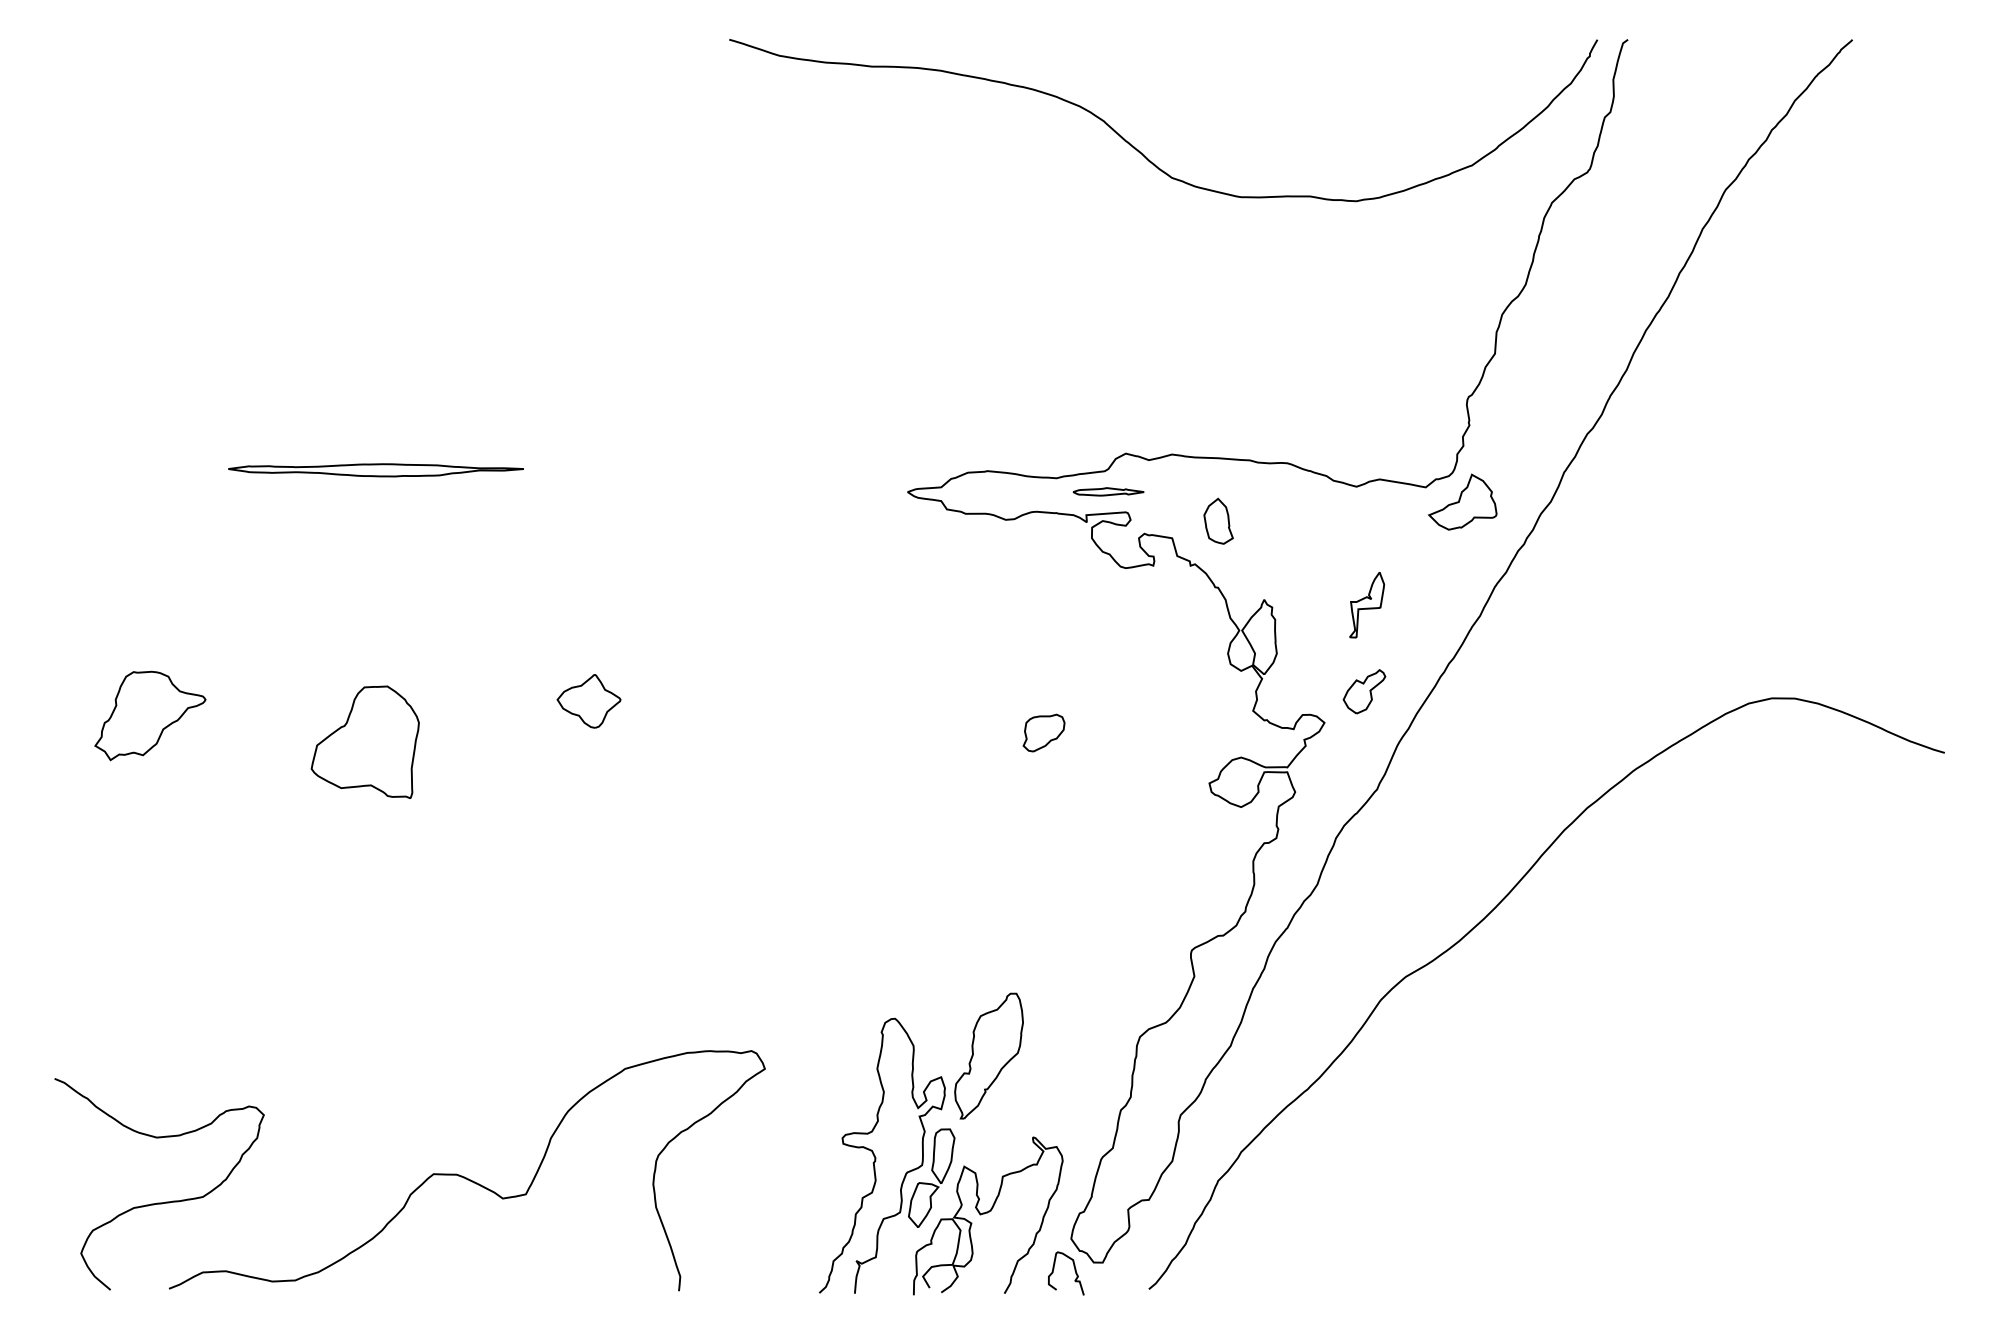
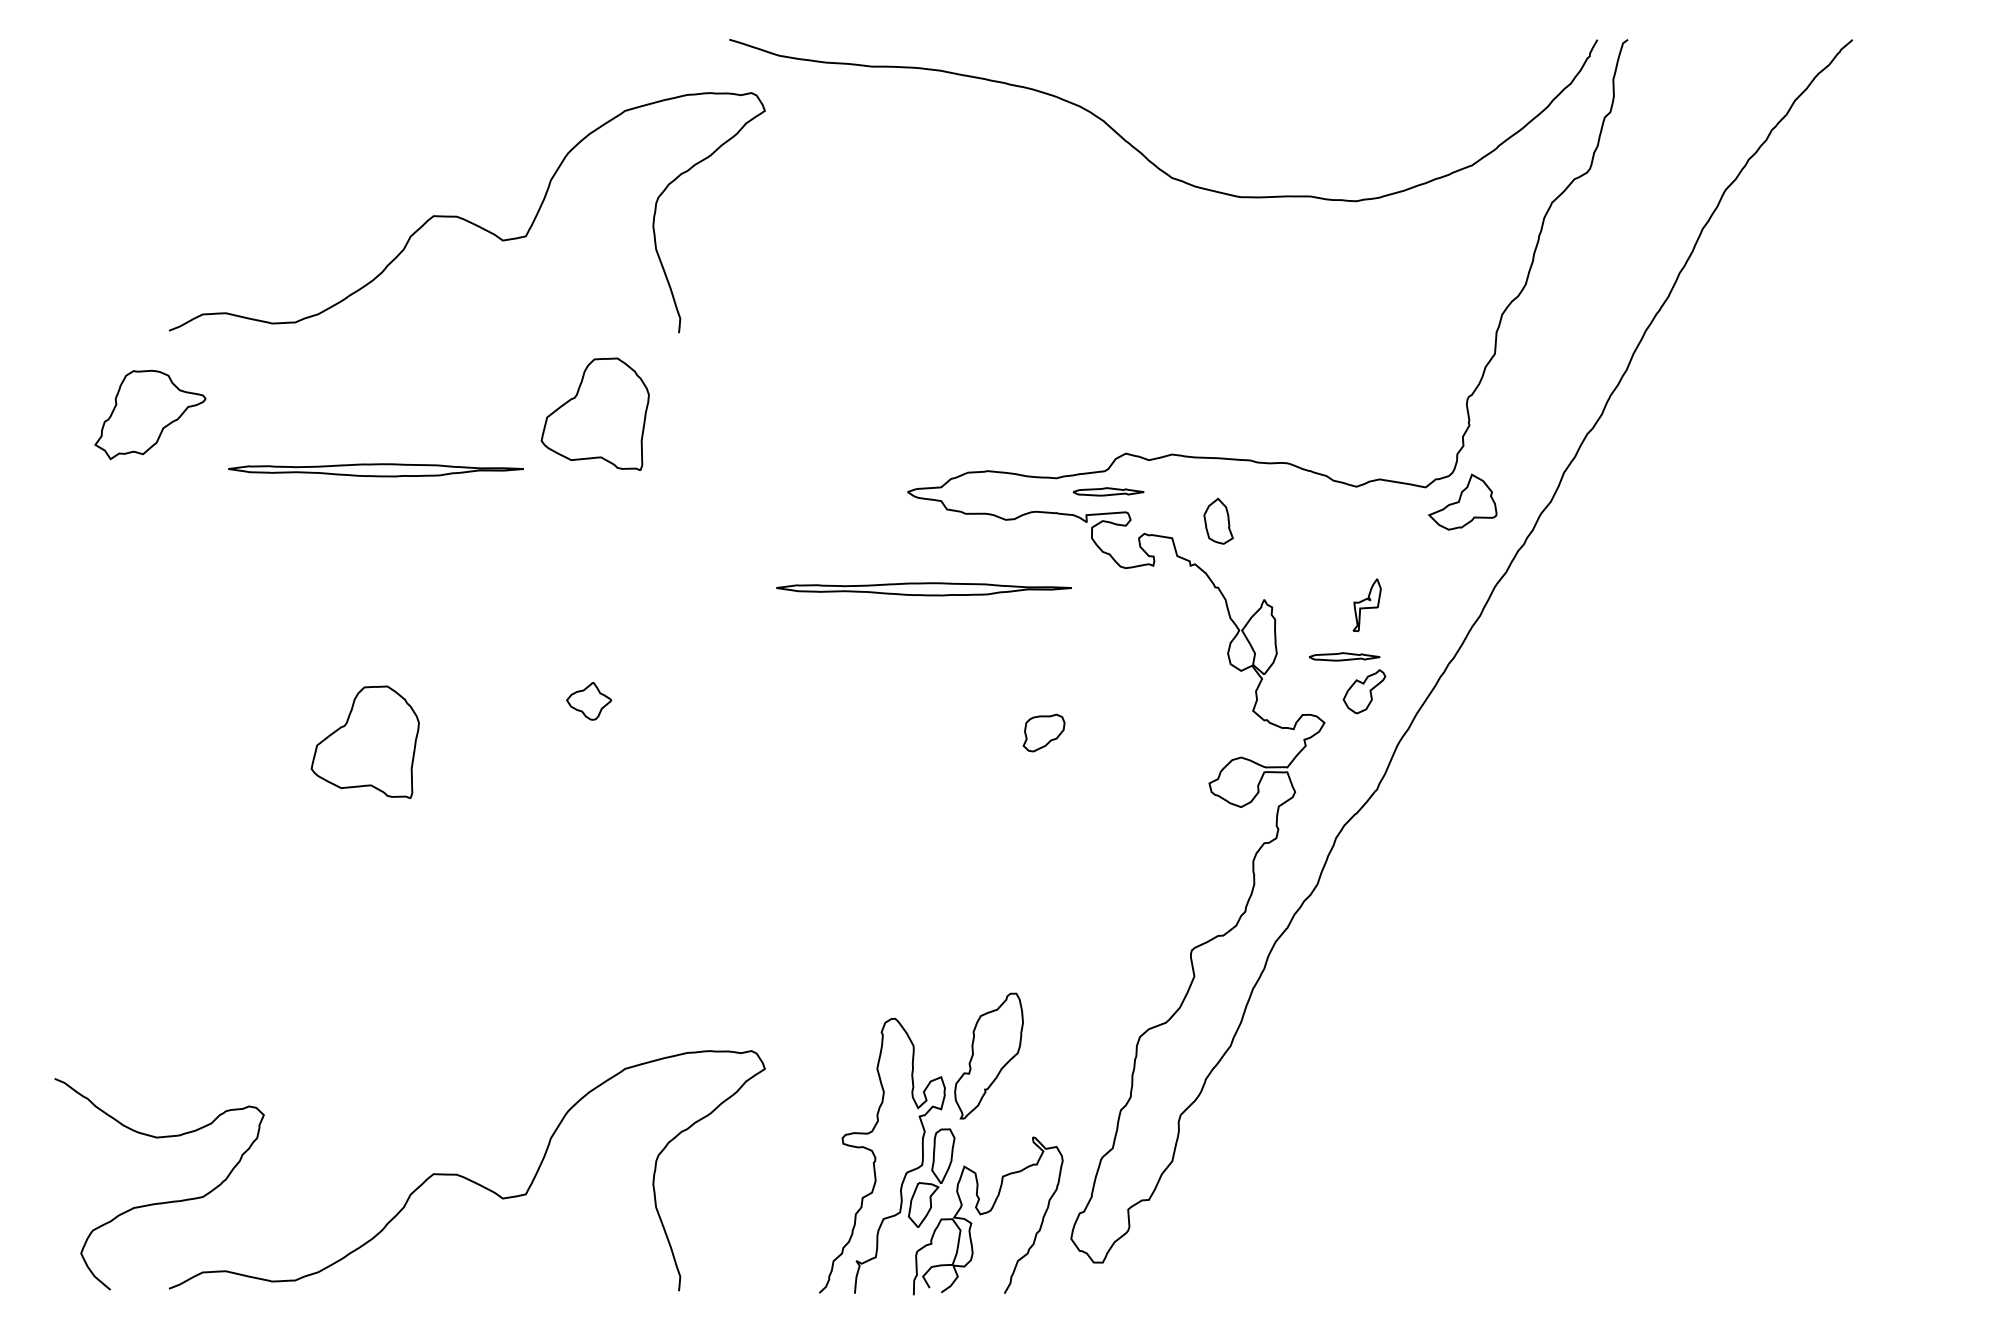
curve: none -> present (464, 218)
part: none -> present (594, 413)
part: none -> present (923, 589)
part size: 37x67 px -> 30x54 px (1366, 604)
part: none -> present (1344, 656)
part size: 66x55 px -> 46x39 px (588, 701)
part position: (150, 715) -> (150, 414) (150, 414)
curve: present -> none (1478, 925)
curve: present -> none (1074, 1270)
